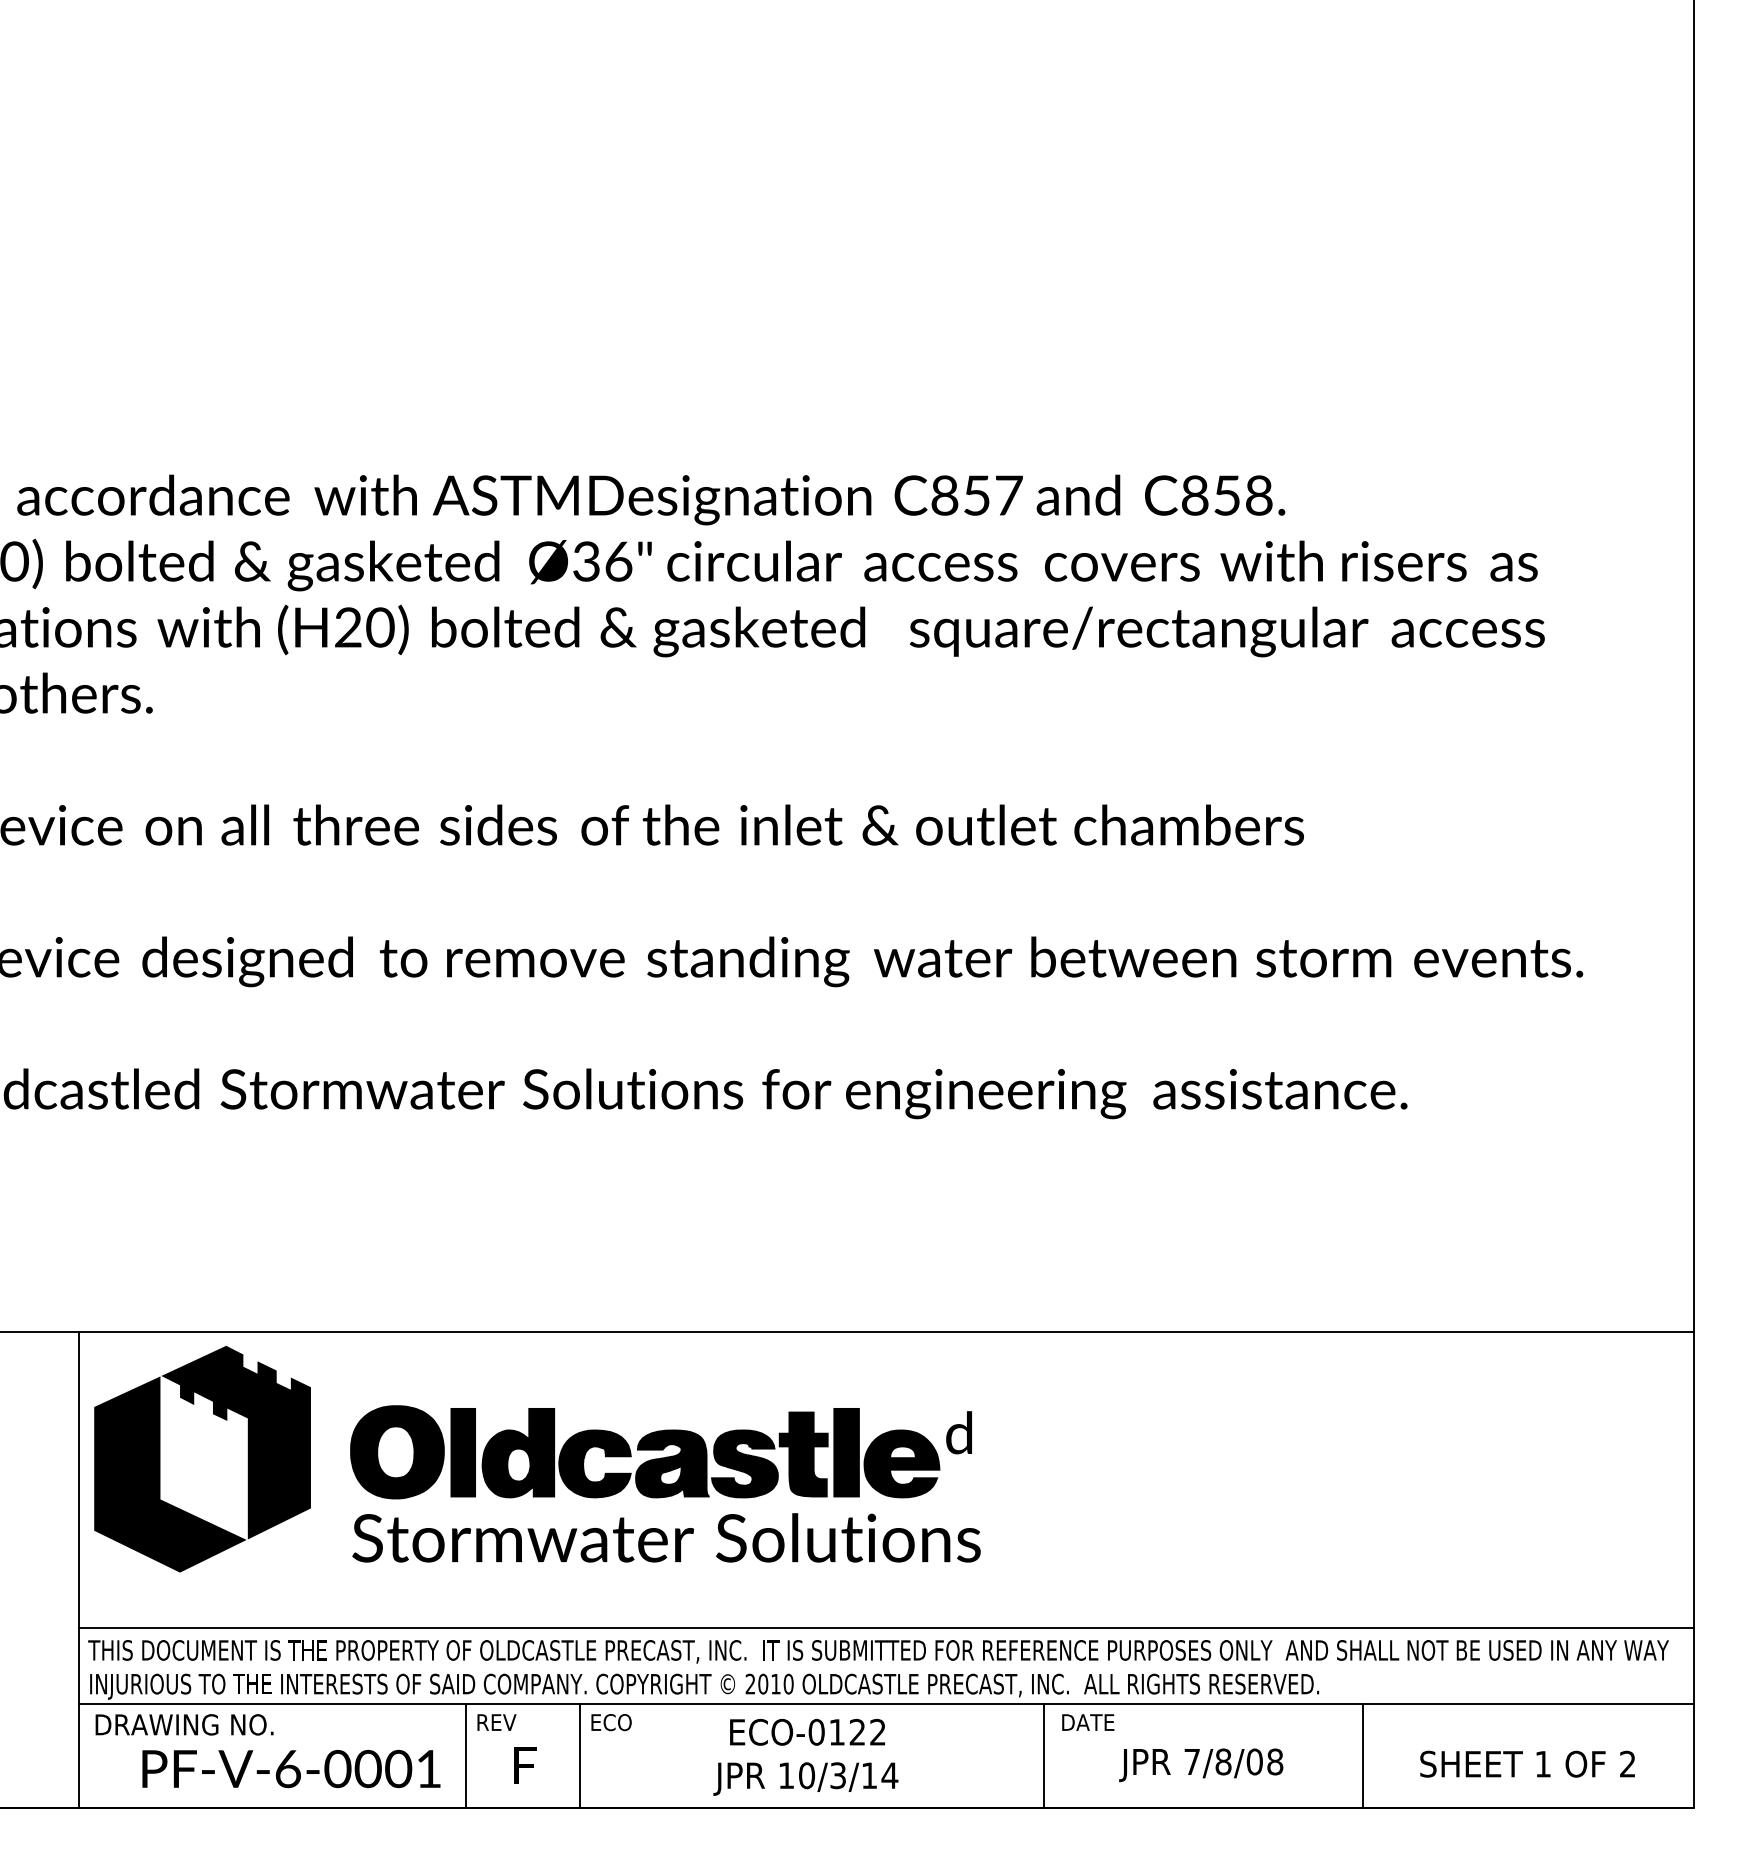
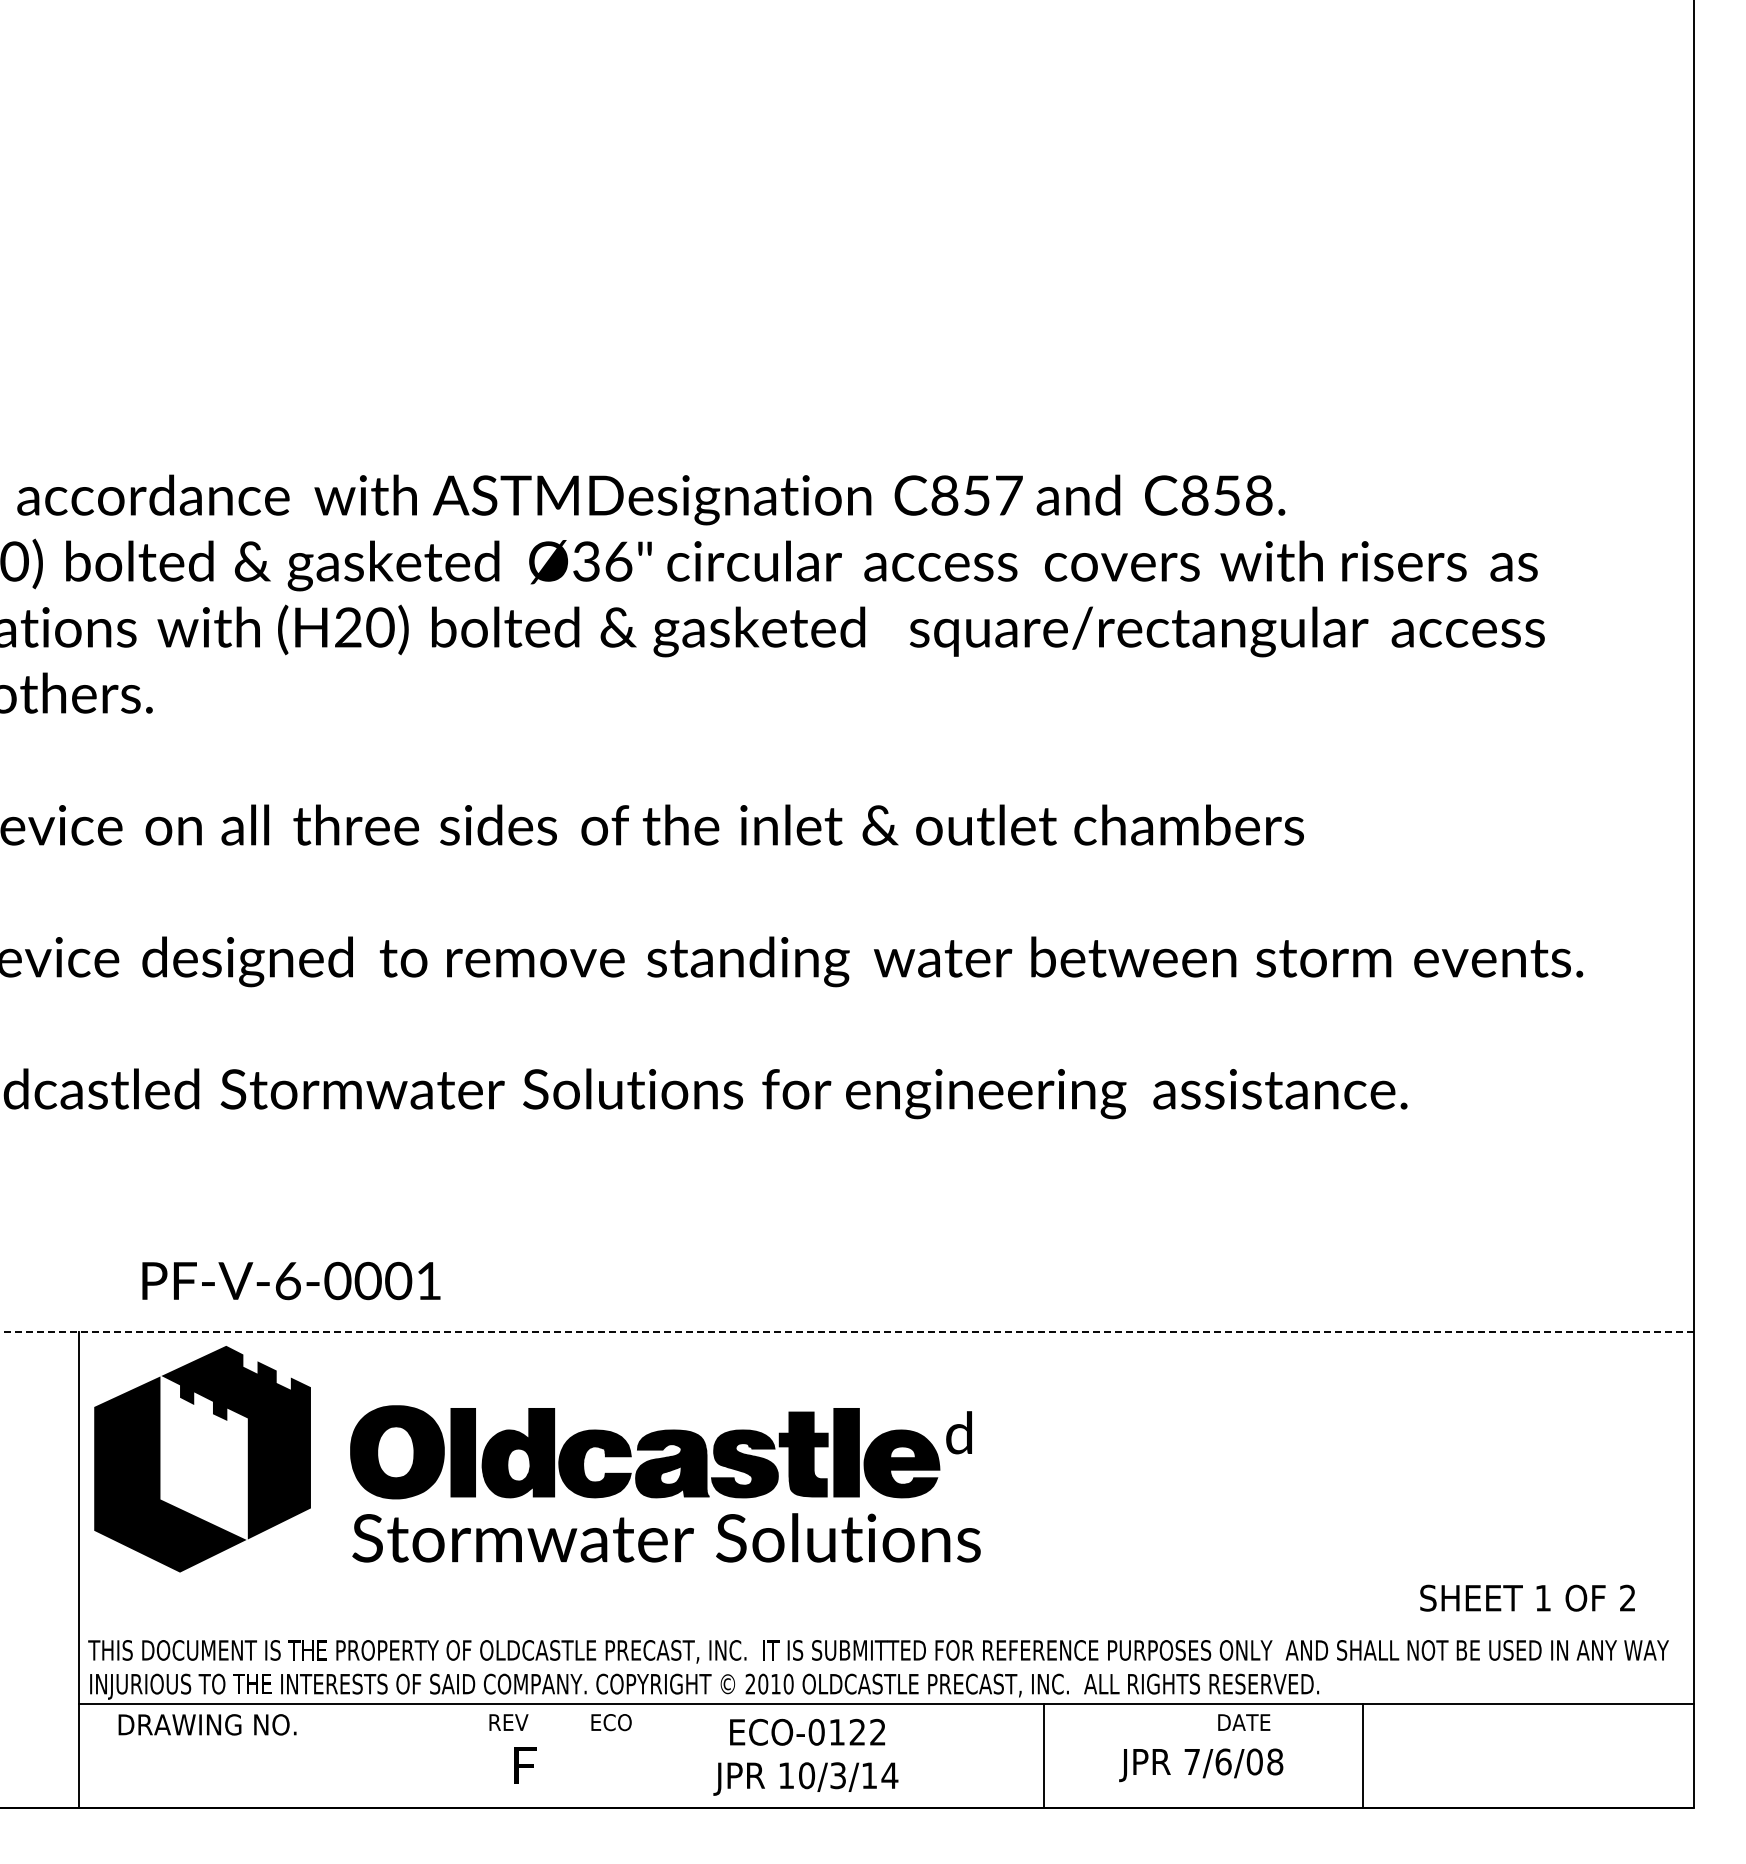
line: solid -> dashed (846, 1331)
line: present -> none (886, 1628)
text position: (496, 1722) -> (508, 1722) (508, 1722)
text position: (1088, 1722) -> (1244, 1722) (1244, 1722)
text position: (184, 1724) -> (207, 1724) (207, 1724)
line: present -> none (466, 1755)
line: present -> none (579, 1755)
text: 7/8/08 -> 7/6/08 (1223, 1761)
text position: (1527, 1763) -> (1527, 1597) (1527, 1597)
text position: (291, 1768) -> (291, 1280) (291, 1280)
